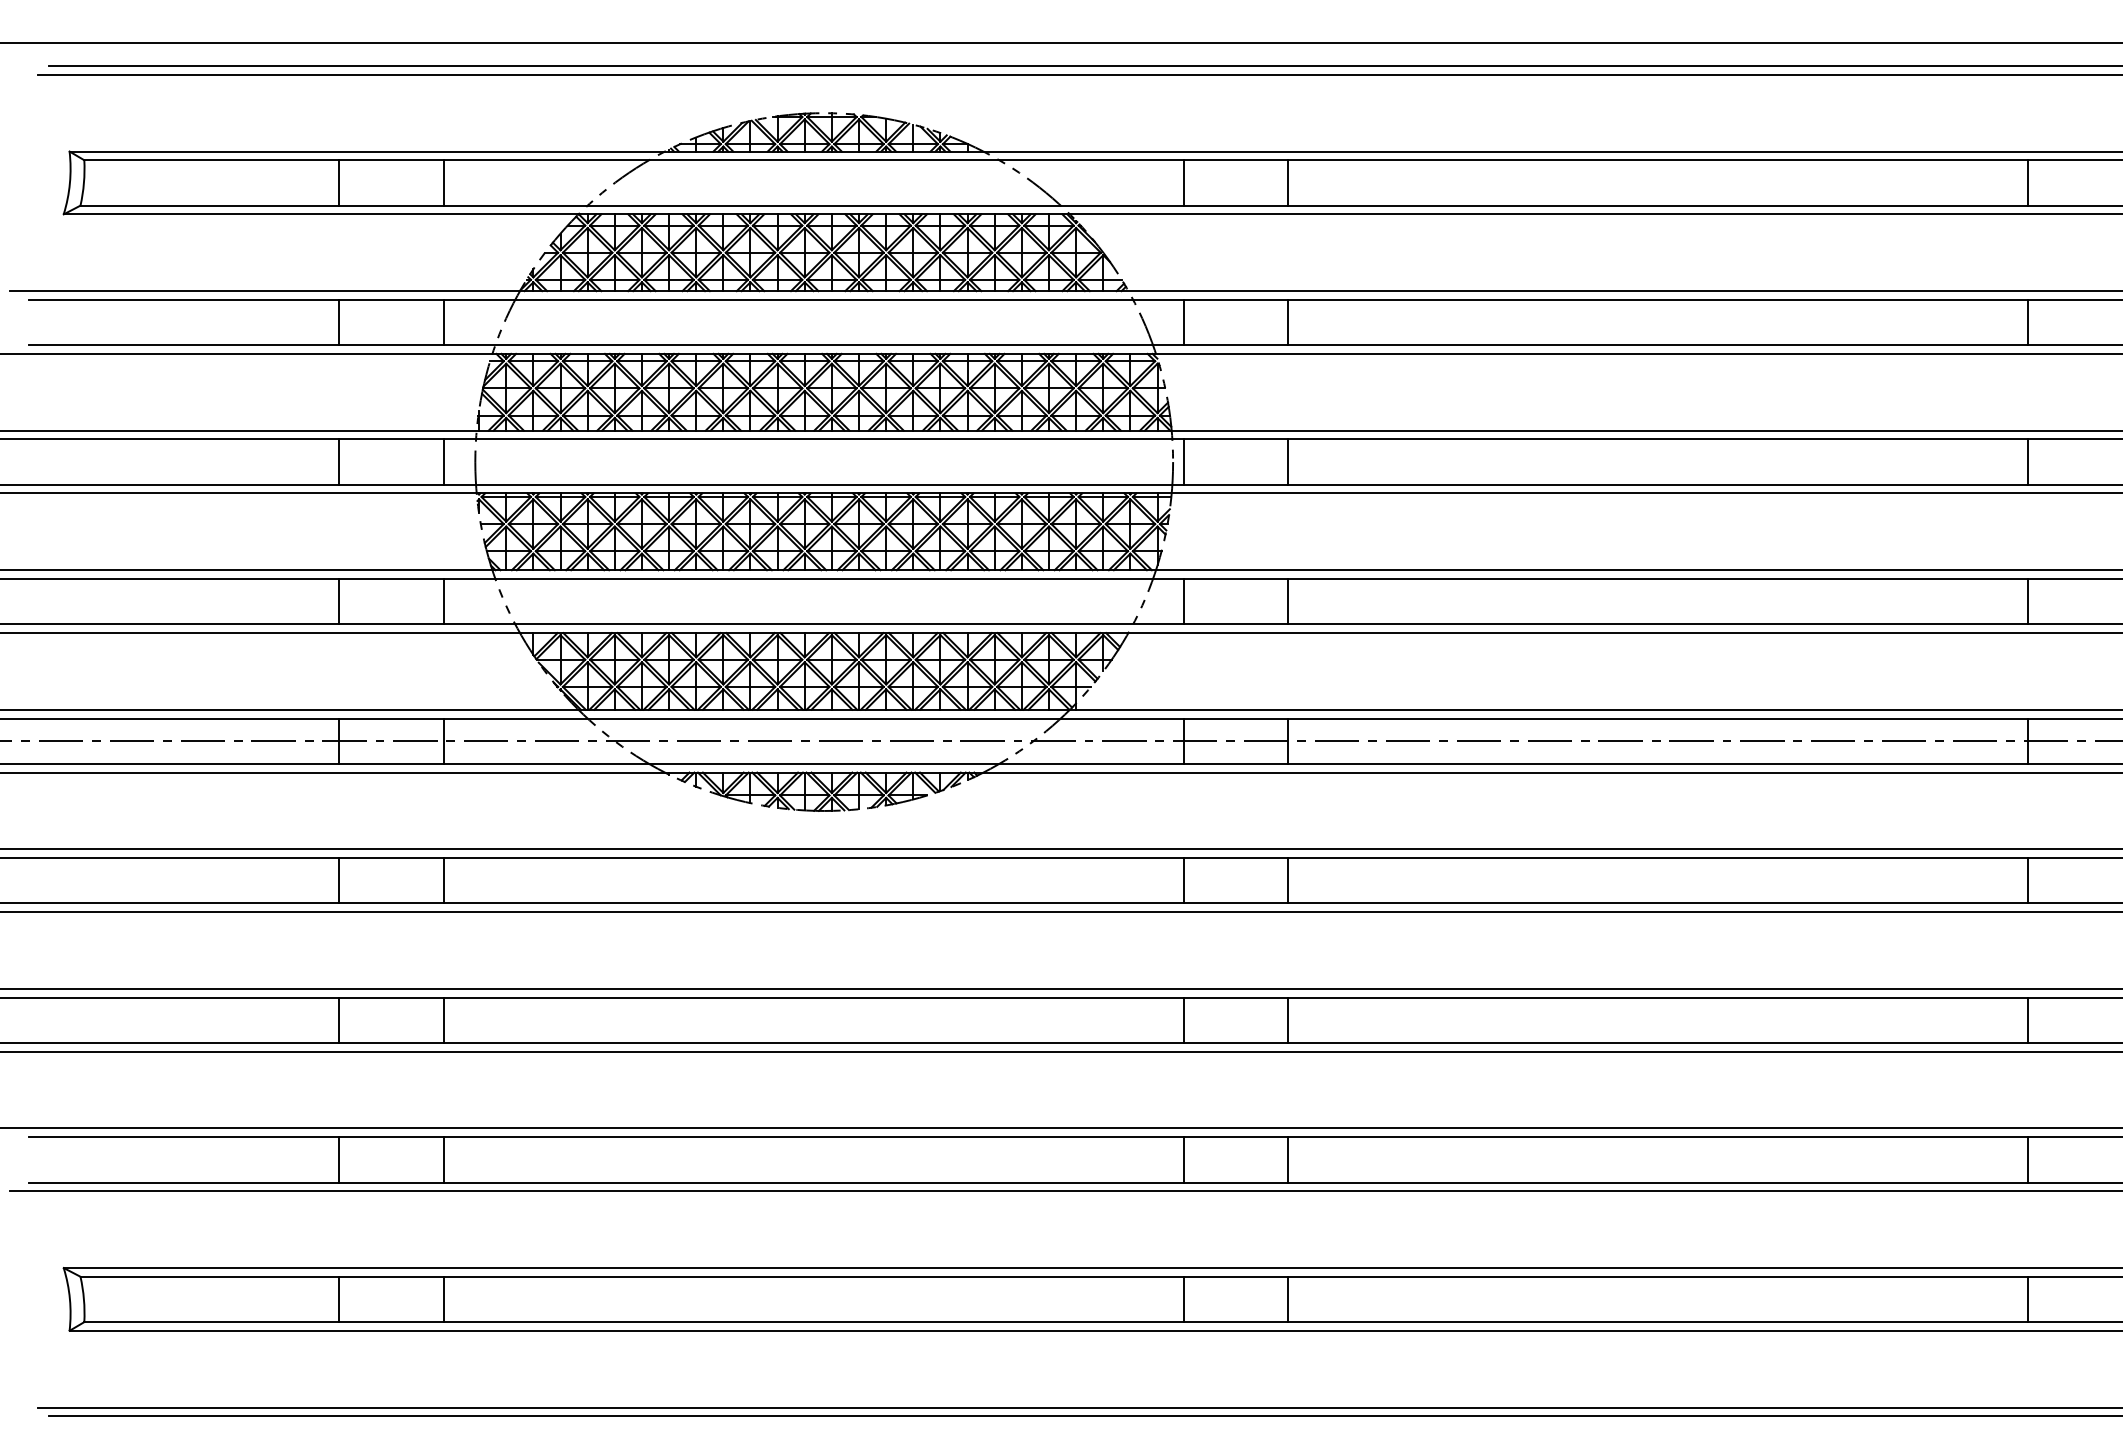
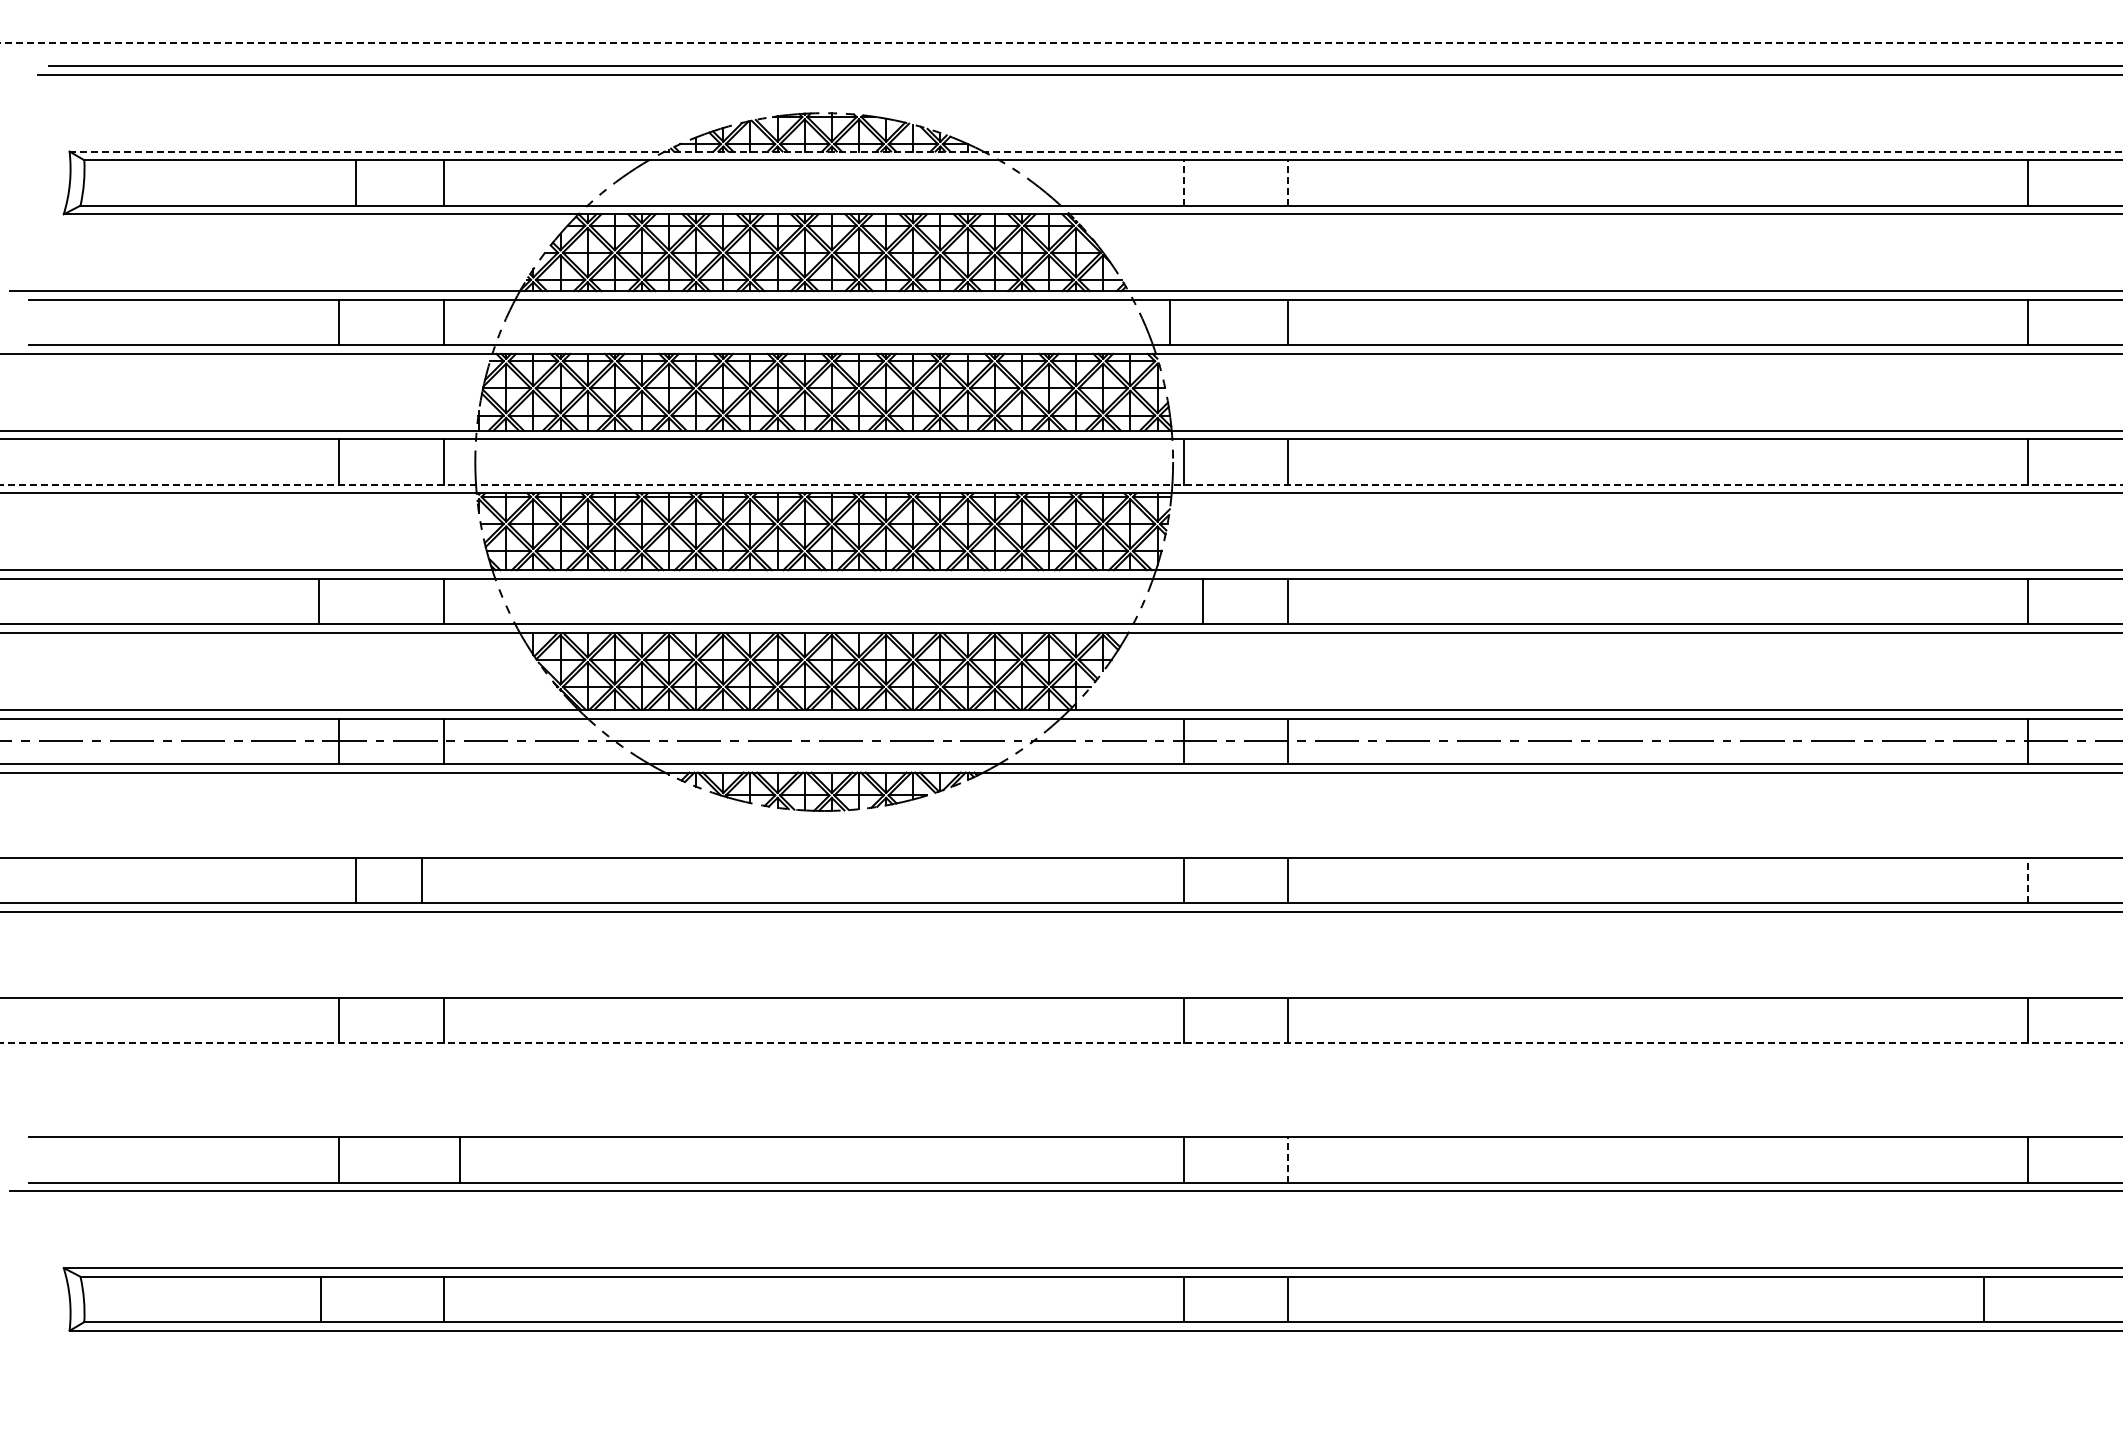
line: solid -> dashed (1061, 43)
line: solid -> dashed (1095, 151)
line position: (339, 182) -> (356, 182) (356, 182)
line: solid -> dashed (1183, 182)
line: solid -> dashed (1288, 182)
line position: (1183, 322) -> (1169, 322) (1169, 322)
line: solid -> dashed (1061, 484)
line position: (339, 601) -> (319, 601) (319, 601)
line position: (1183, 601) -> (1202, 601) (1202, 601)
line: present -> none (1060, 849)
line position: (339, 880) -> (356, 880) (356, 880)
line position: (443, 880) -> (421, 880) (421, 880)
line: solid -> dashed (2027, 880)
line: present -> none (1060, 988)
line: solid -> dashed (1061, 1042)
line: present -> none (1060, 1051)
line: present -> none (1060, 1128)
line position: (443, 1159) -> (459, 1159) (459, 1159)
line: solid -> dashed (1288, 1159)
line position: (339, 1299) -> (321, 1299) (321, 1299)
line position: (2027, 1299) -> (1983, 1299) (1983, 1299)
line: present -> none (1078, 1407)
line: present -> none (1084, 1416)
